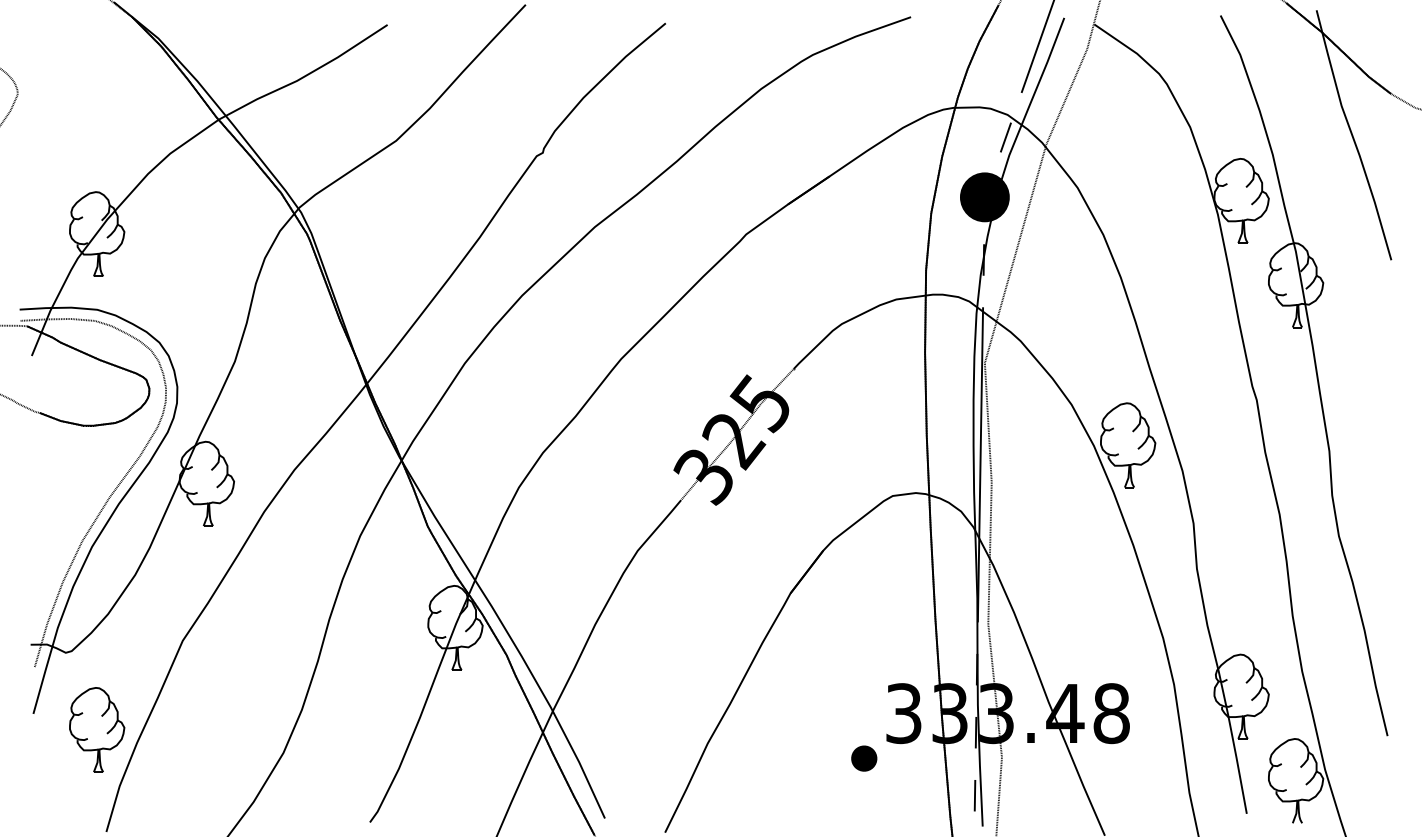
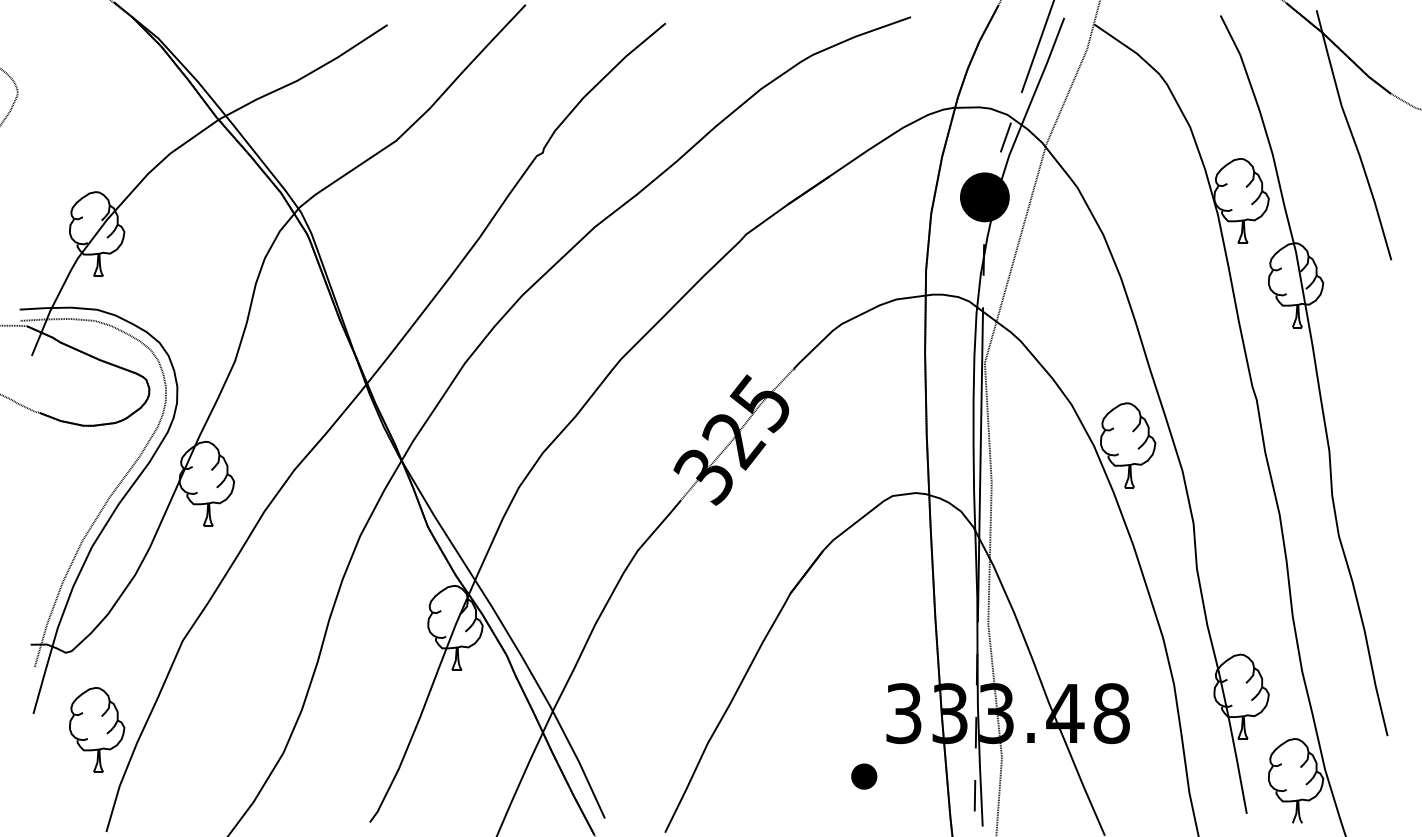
part position: (864, 758) -> (864, 776) (864, 776)
